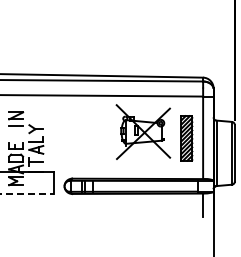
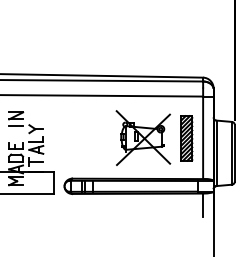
part position: (143, 131) -> (143, 137) (143, 137)
line: dashed -> solid (27, 193)
